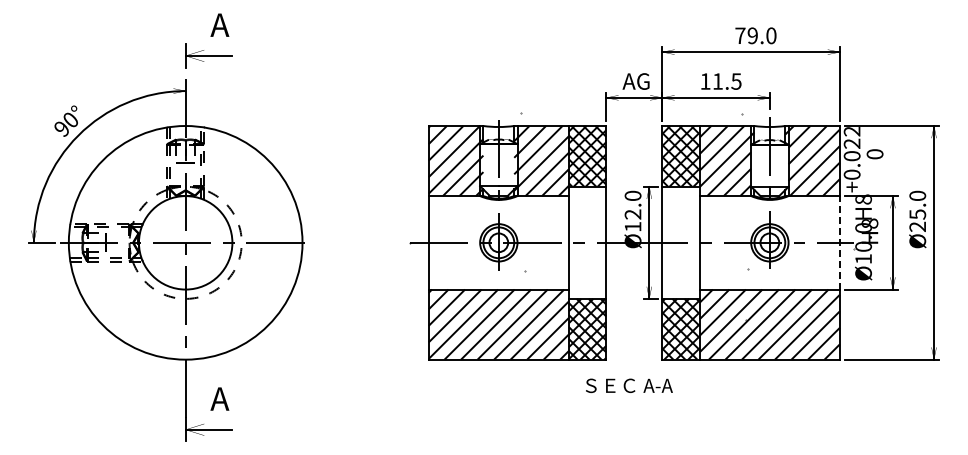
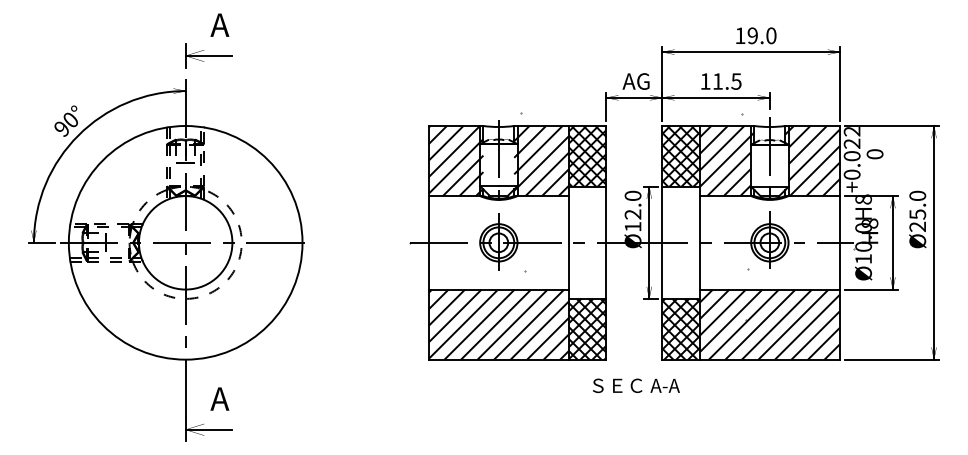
text: 79.0 -> 19.0 (740, 35)
line: dashed -> solid (839, 242)
text position: (629, 385) -> (636, 385) (636, 385)
